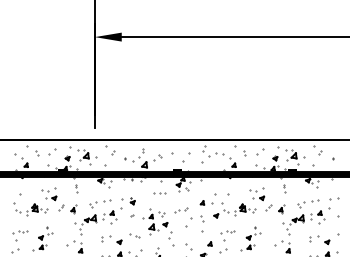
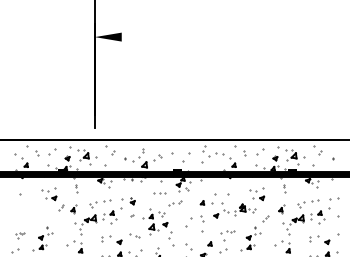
line: present -> none (233, 37)
part position: (268, 207) -> (265, 218) (265, 218)
part: present -> none (30, 209)
part position: (181, 210) -> (175, 203) (175, 203)
part size: 17x12 px -> 11x8 px (20, 235)
